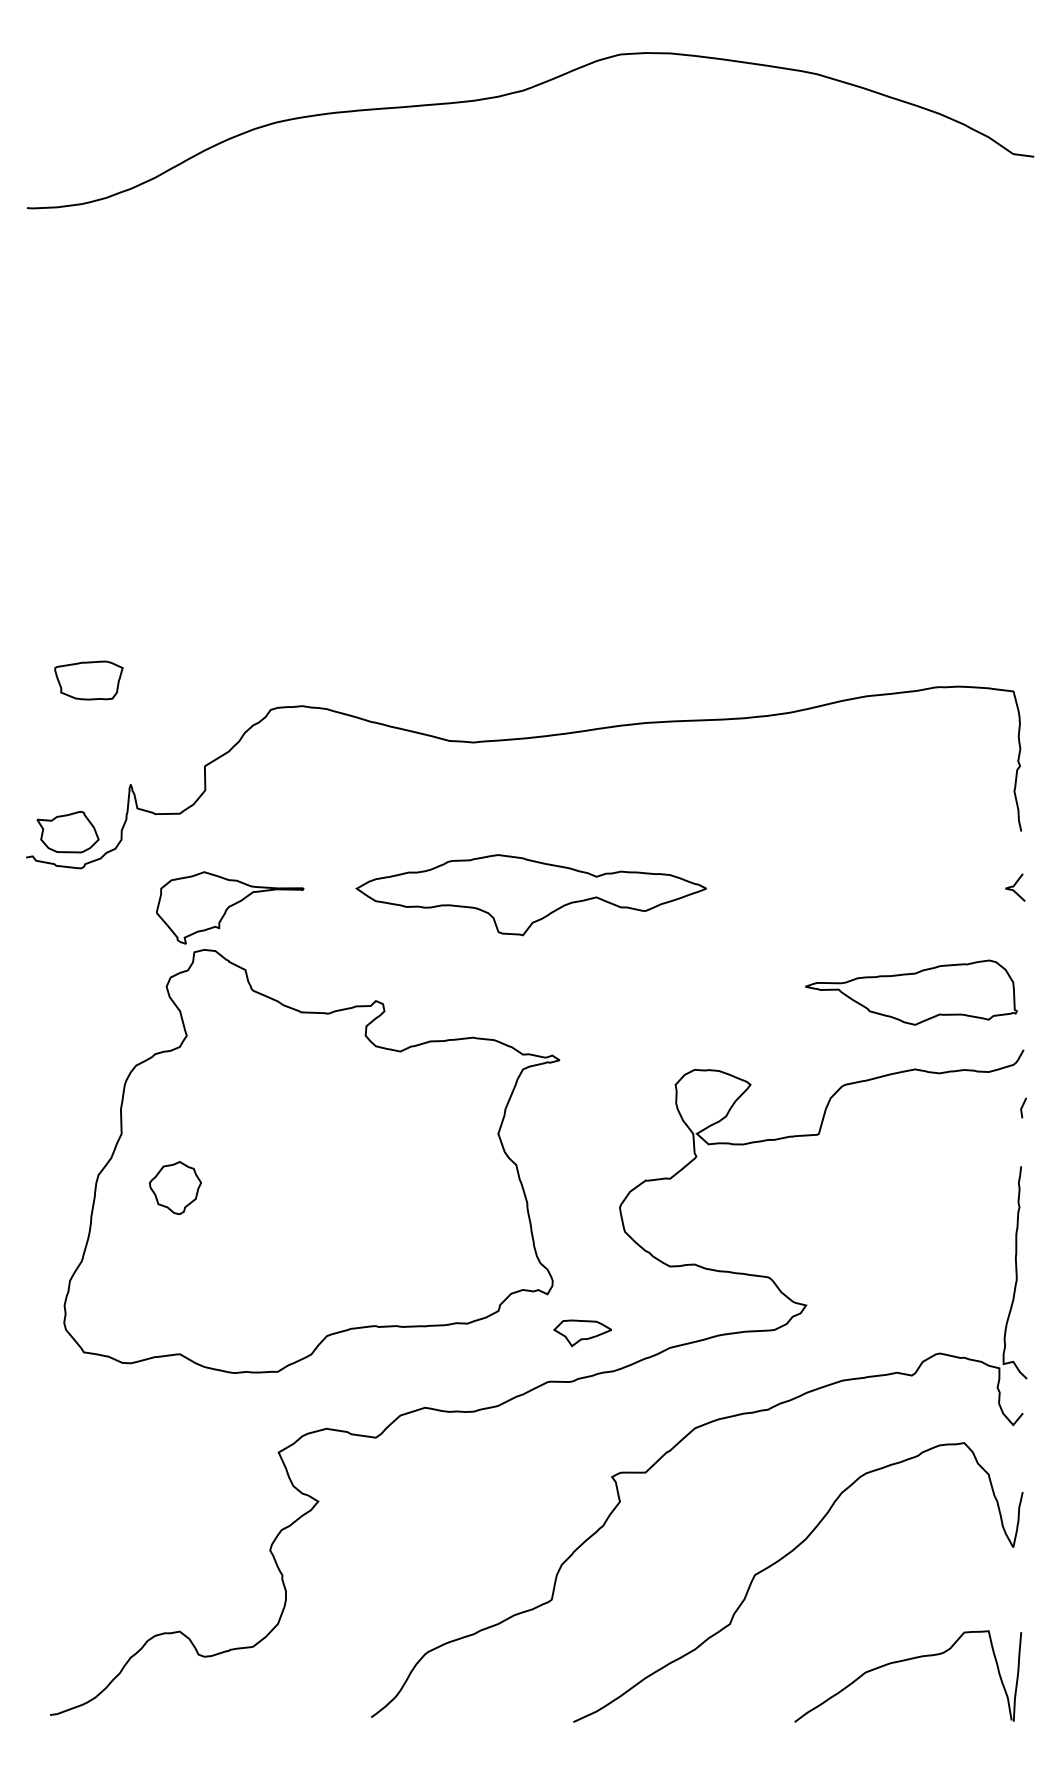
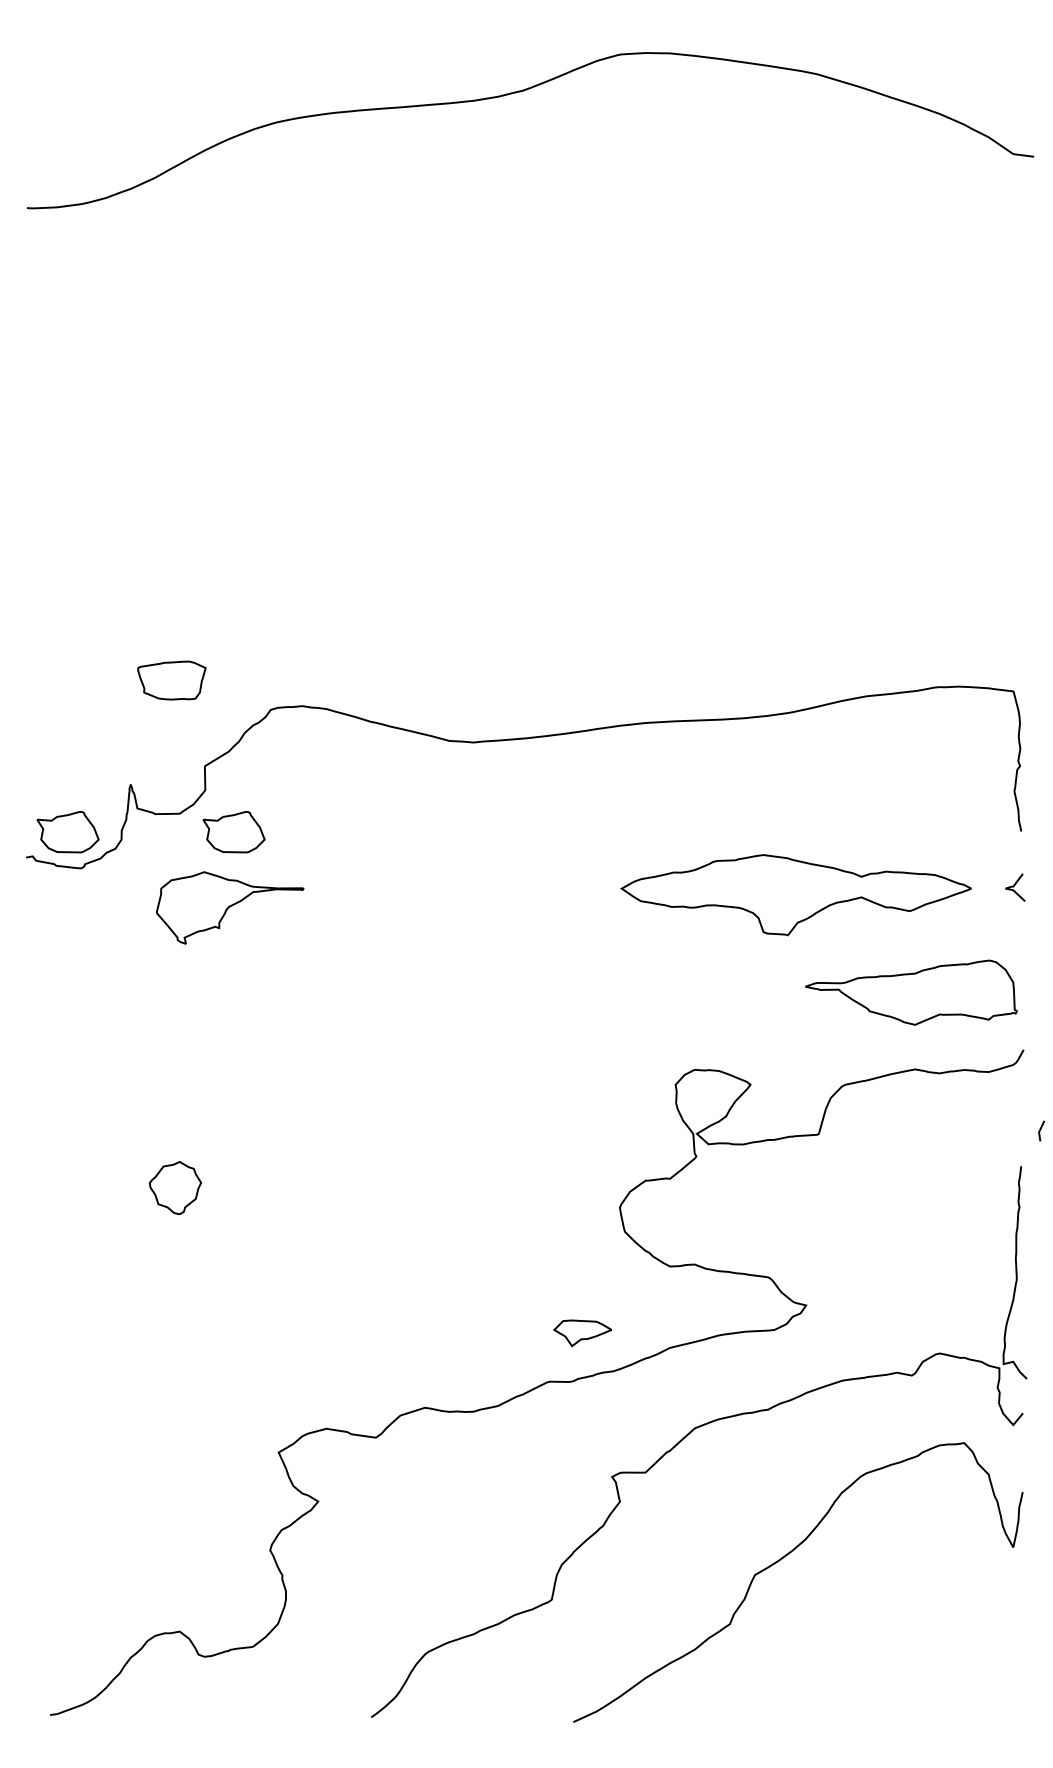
part position: (88, 680) -> (171, 680) (171, 680)
part: none -> present (233, 832)
part position: (530, 895) -> (795, 895) (795, 895)
line position: (1023, 1106) -> (1041, 1129) (1041, 1129)
part: present -> none (311, 1161)
part: present -> none (904, 1661)
